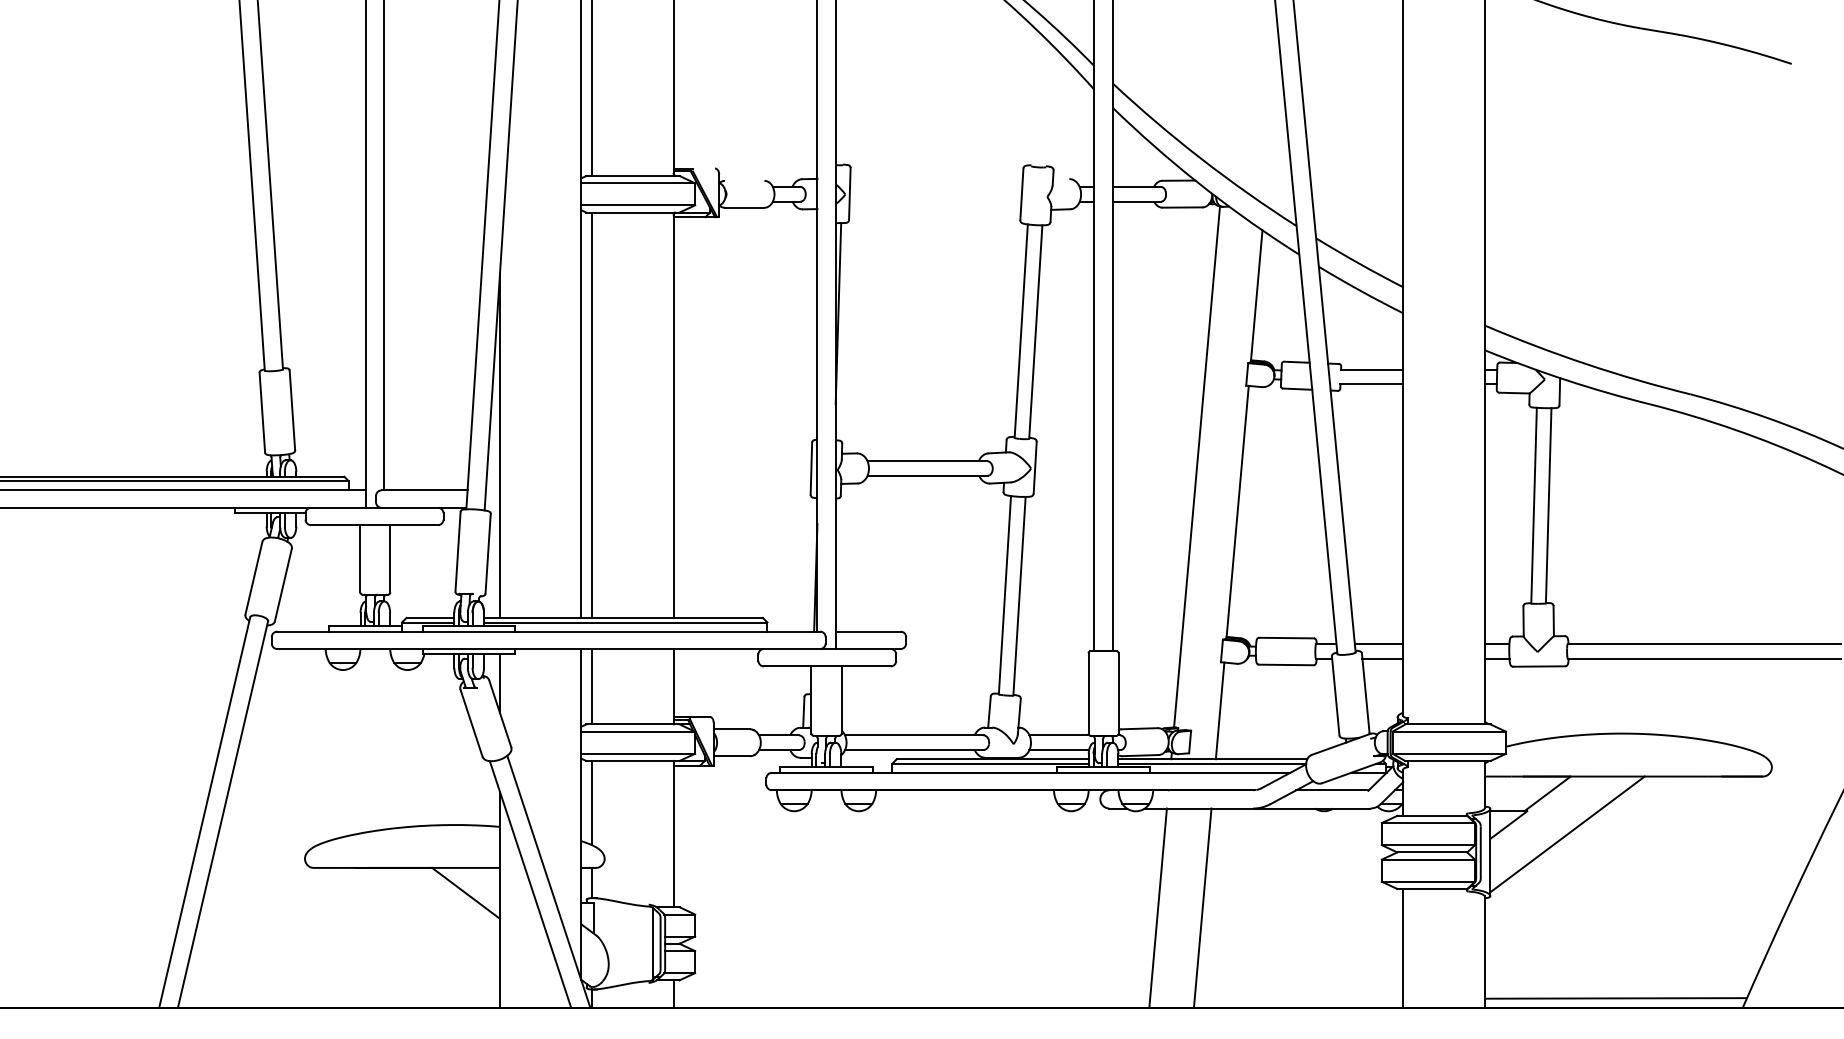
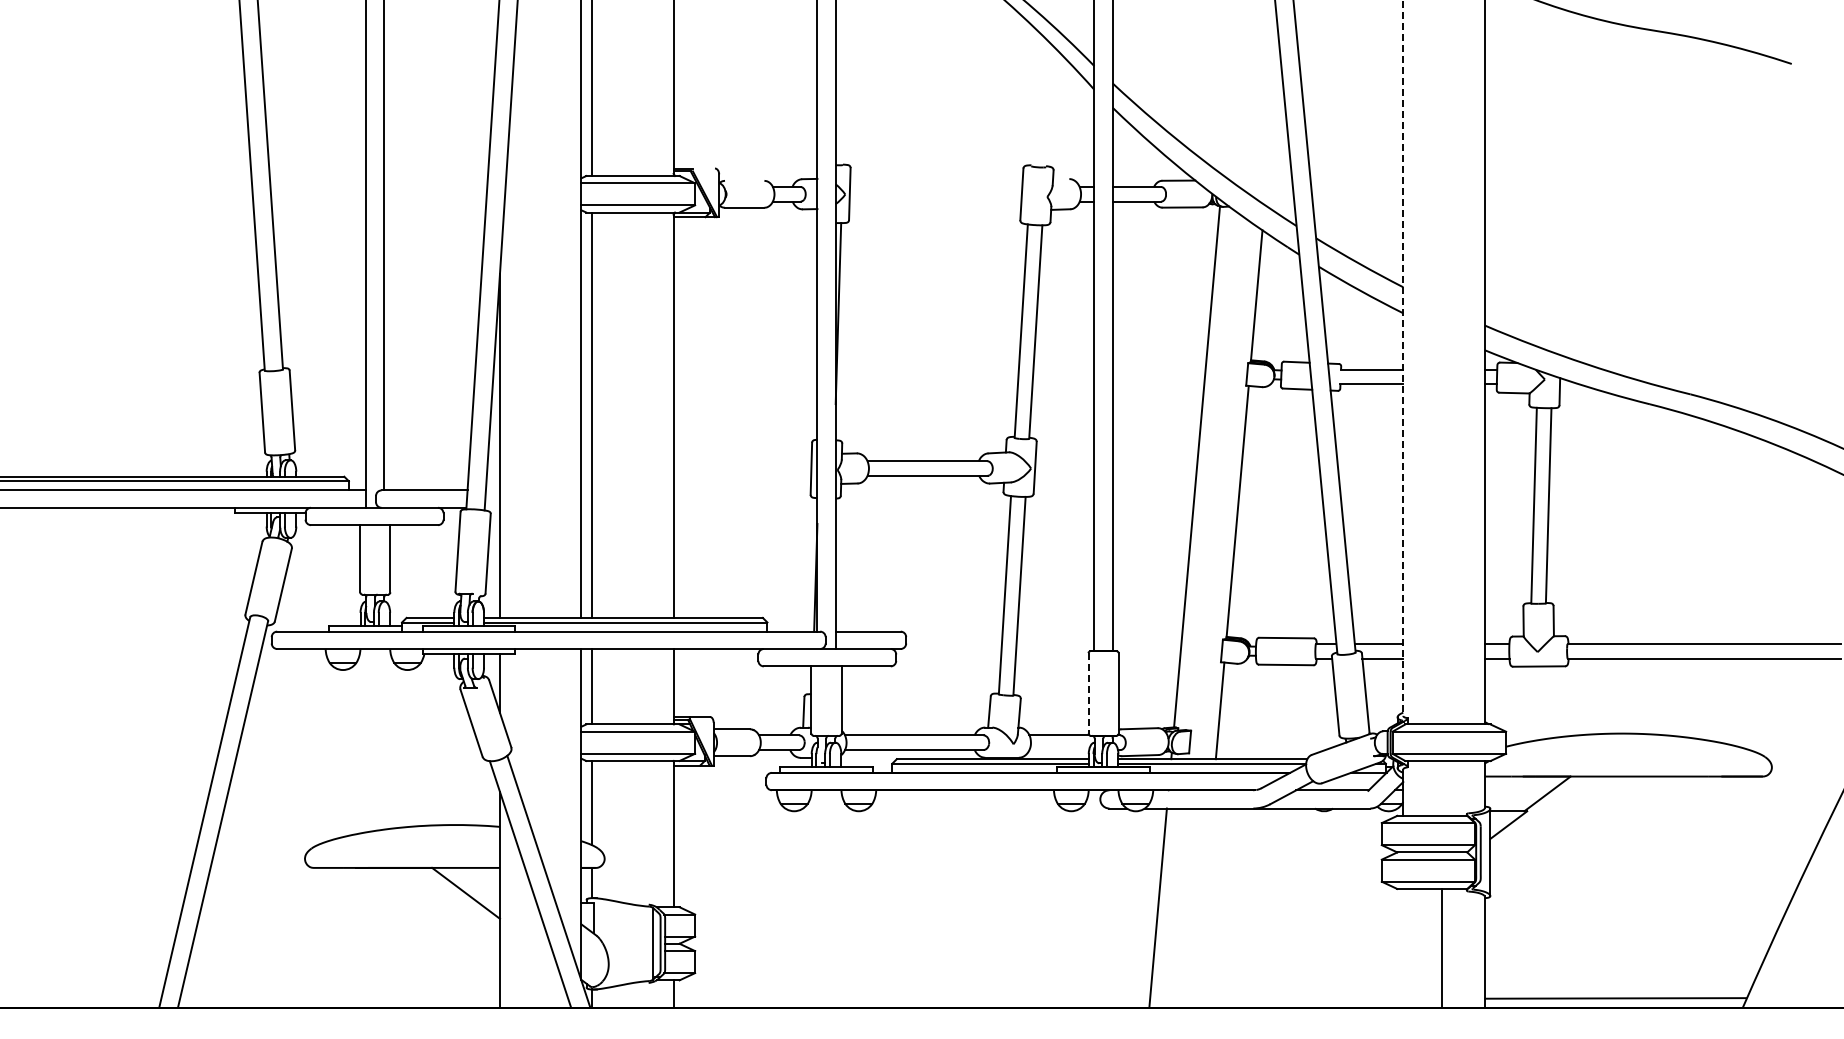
line: solid -> dashed (1403, 358)
line: solid -> dashed (1088, 693)
line: present -> none (1059, 750)
line: present -> none (1567, 834)
line: present -> none (1202, 907)
line position: (1403, 947) -> (1442, 947) (1442, 947)
